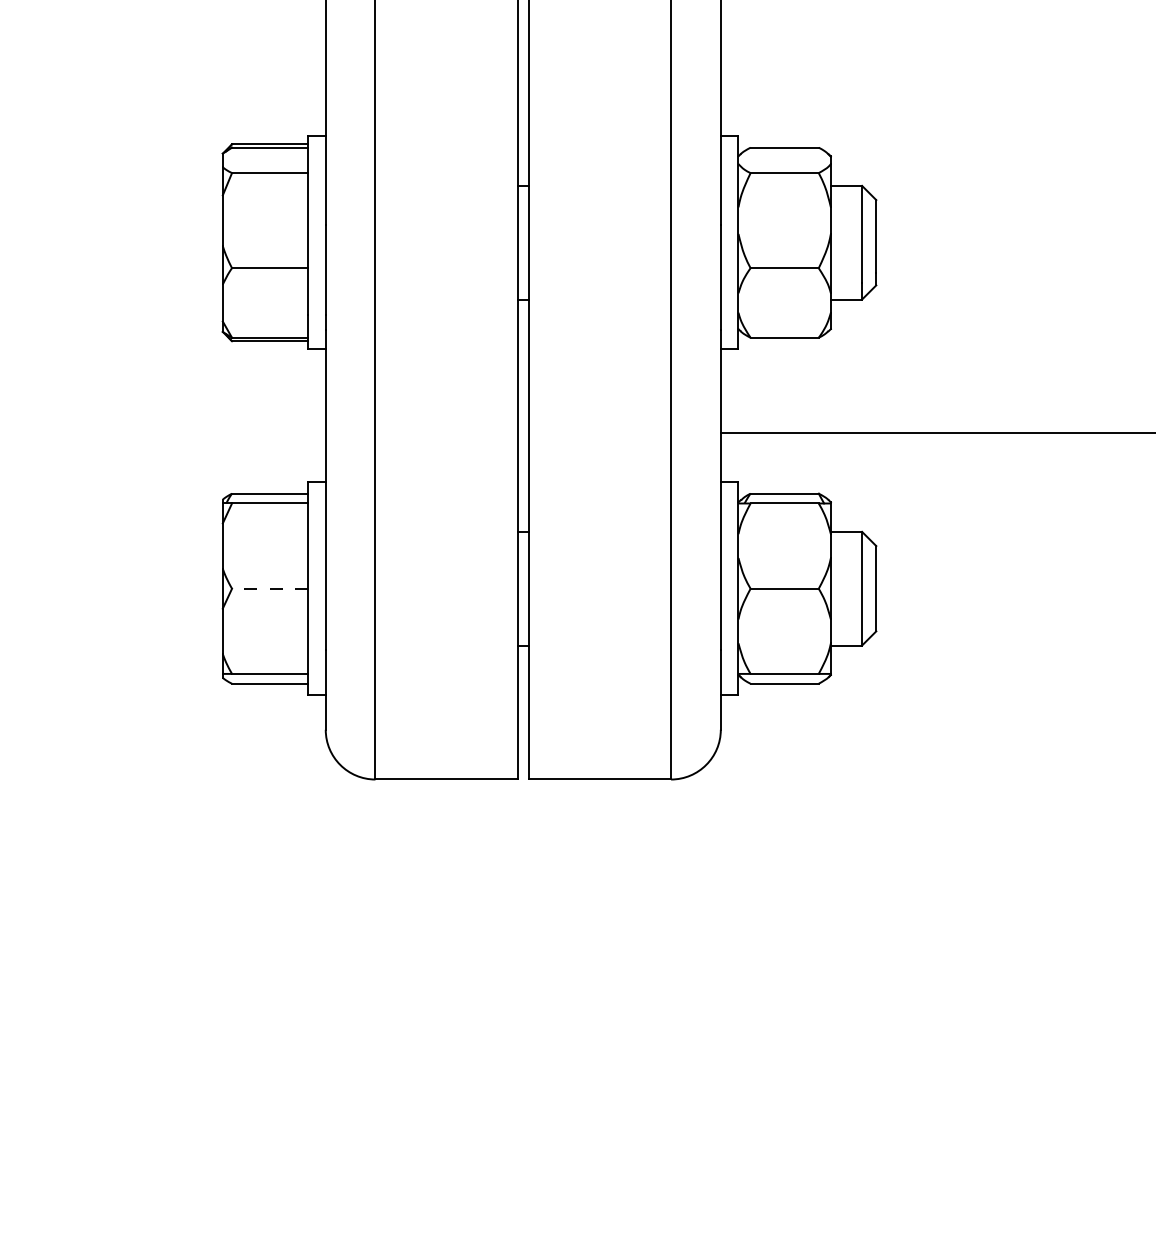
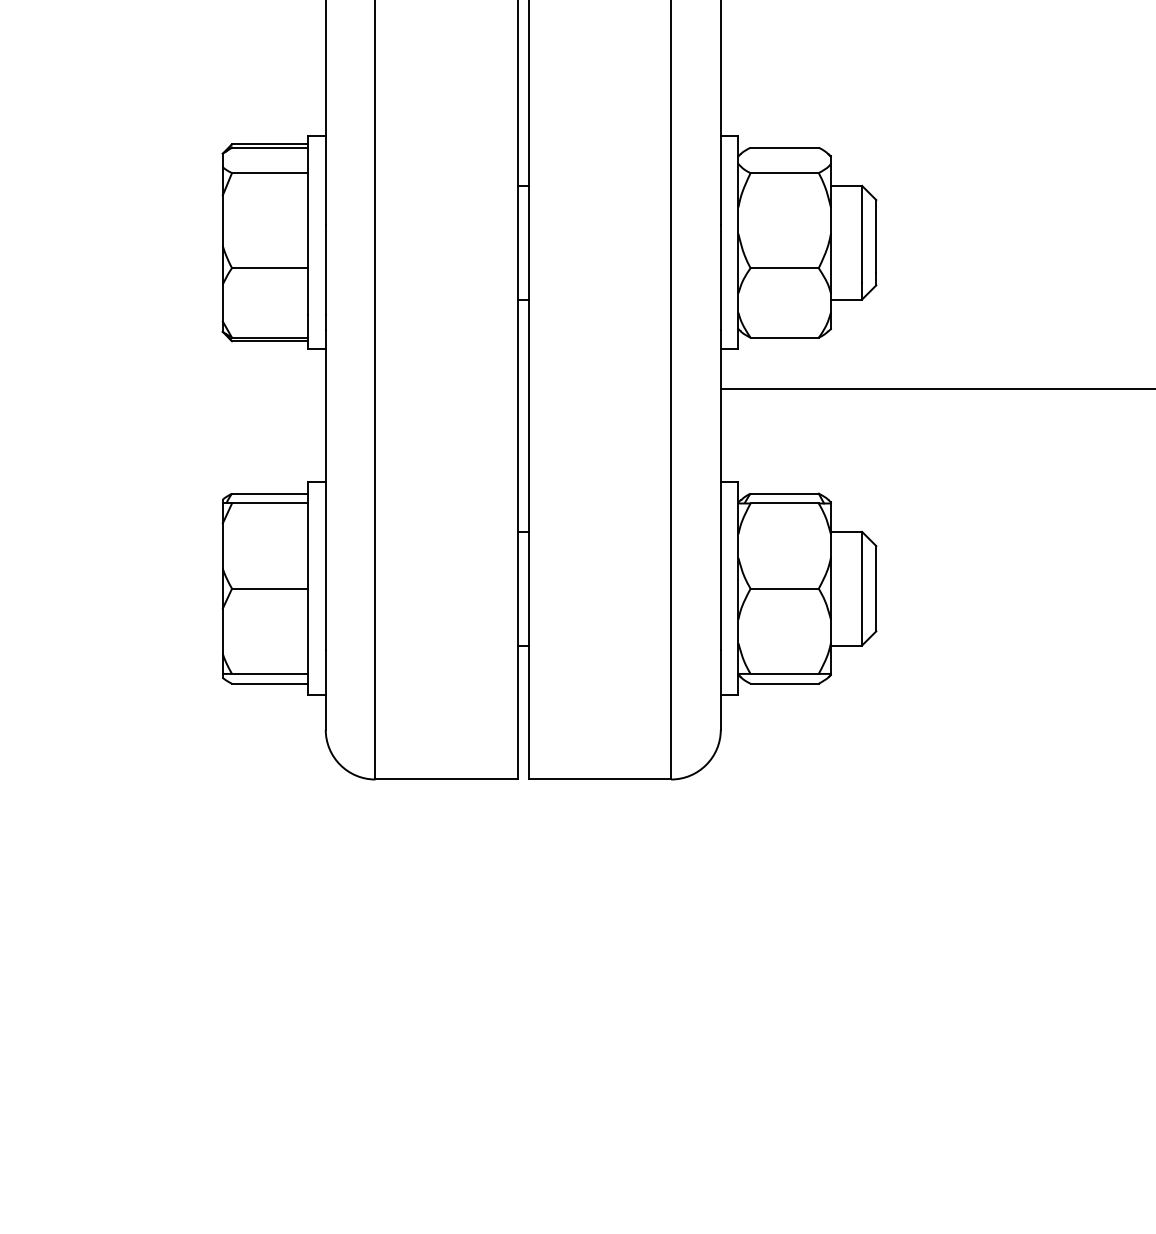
line position: (936, 432) -> (936, 388) (936, 388)
line: dashed -> solid (269, 588)
